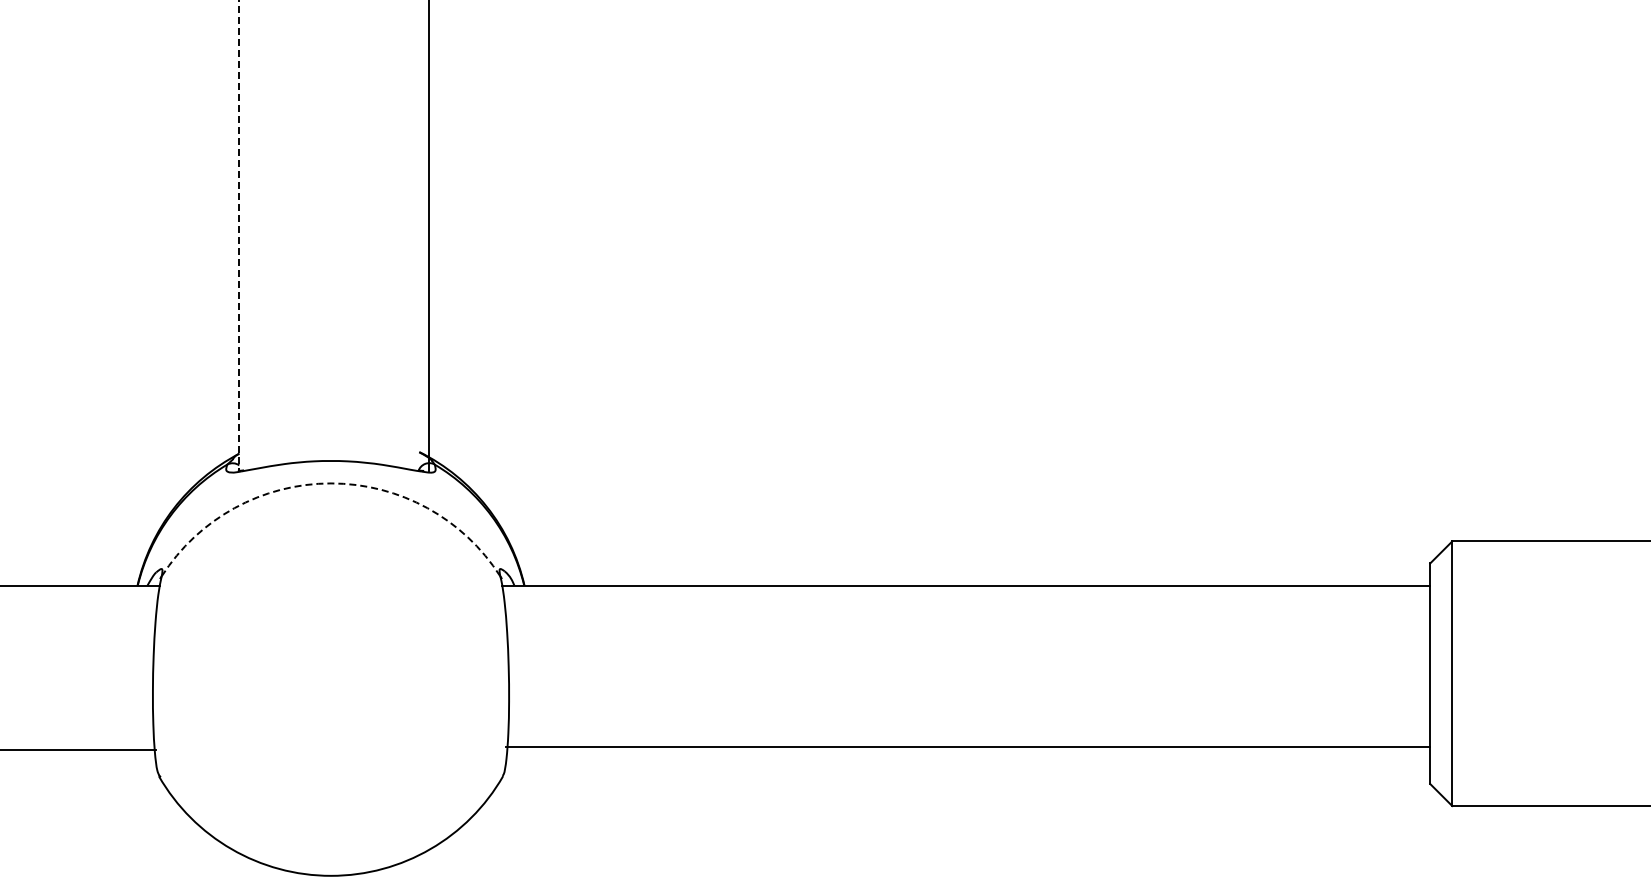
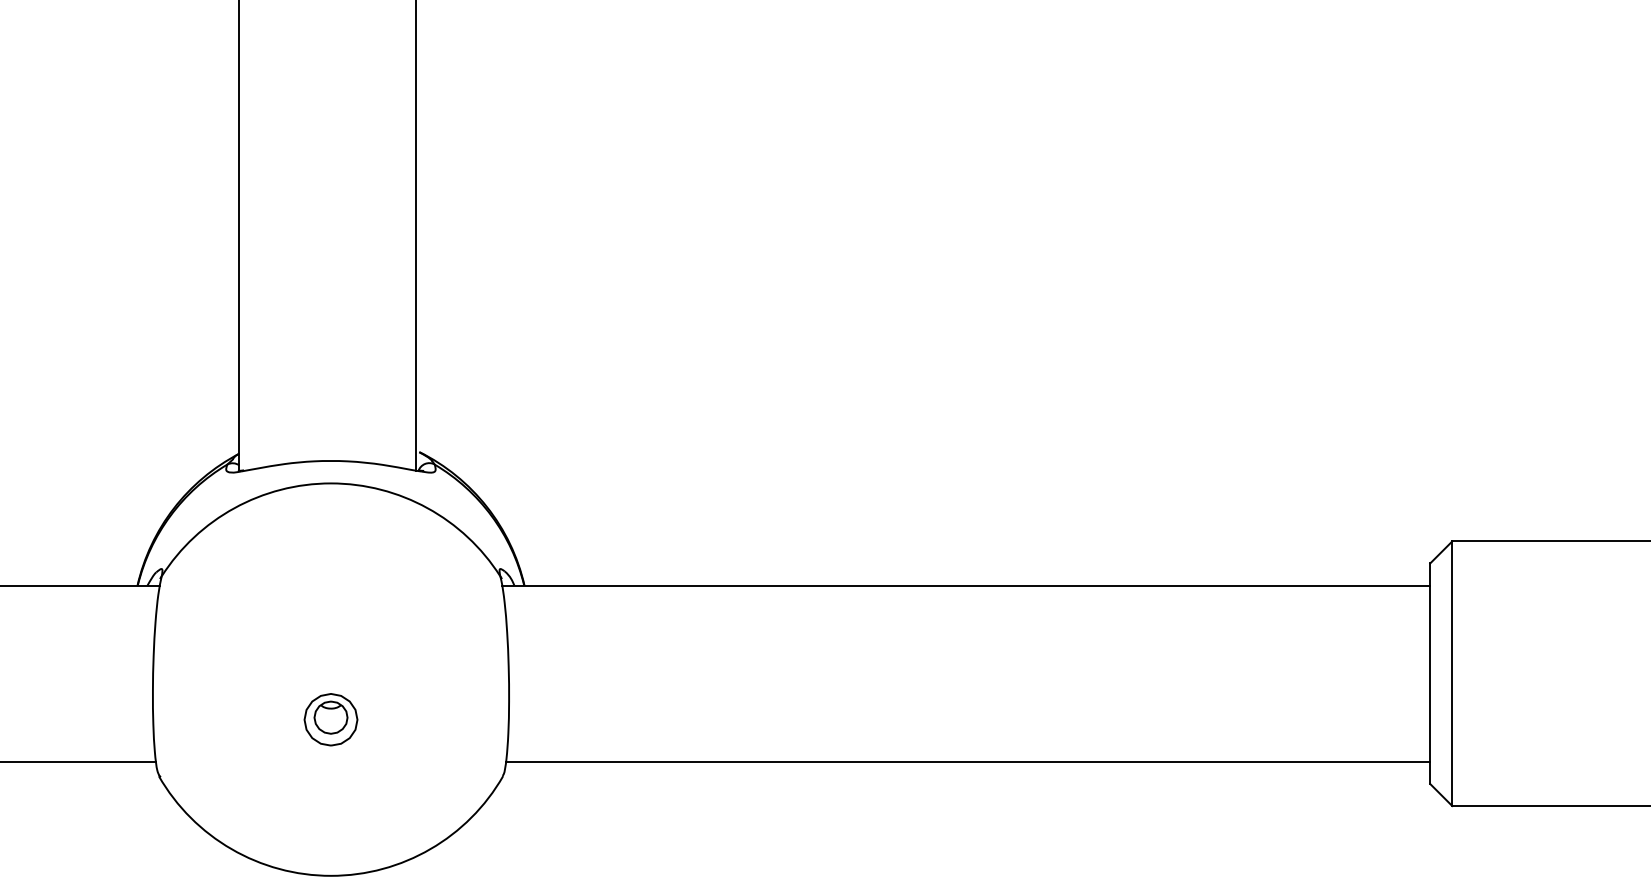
line: dashed -> solid (239, 235)
line position: (428, 236) -> (415, 236) (415, 236)
arc: dashed -> solid (331, 483)
part: none -> present (330, 719)
line position: (967, 746) -> (967, 761) (967, 761)
line position: (79, 749) -> (79, 761) (79, 761)
